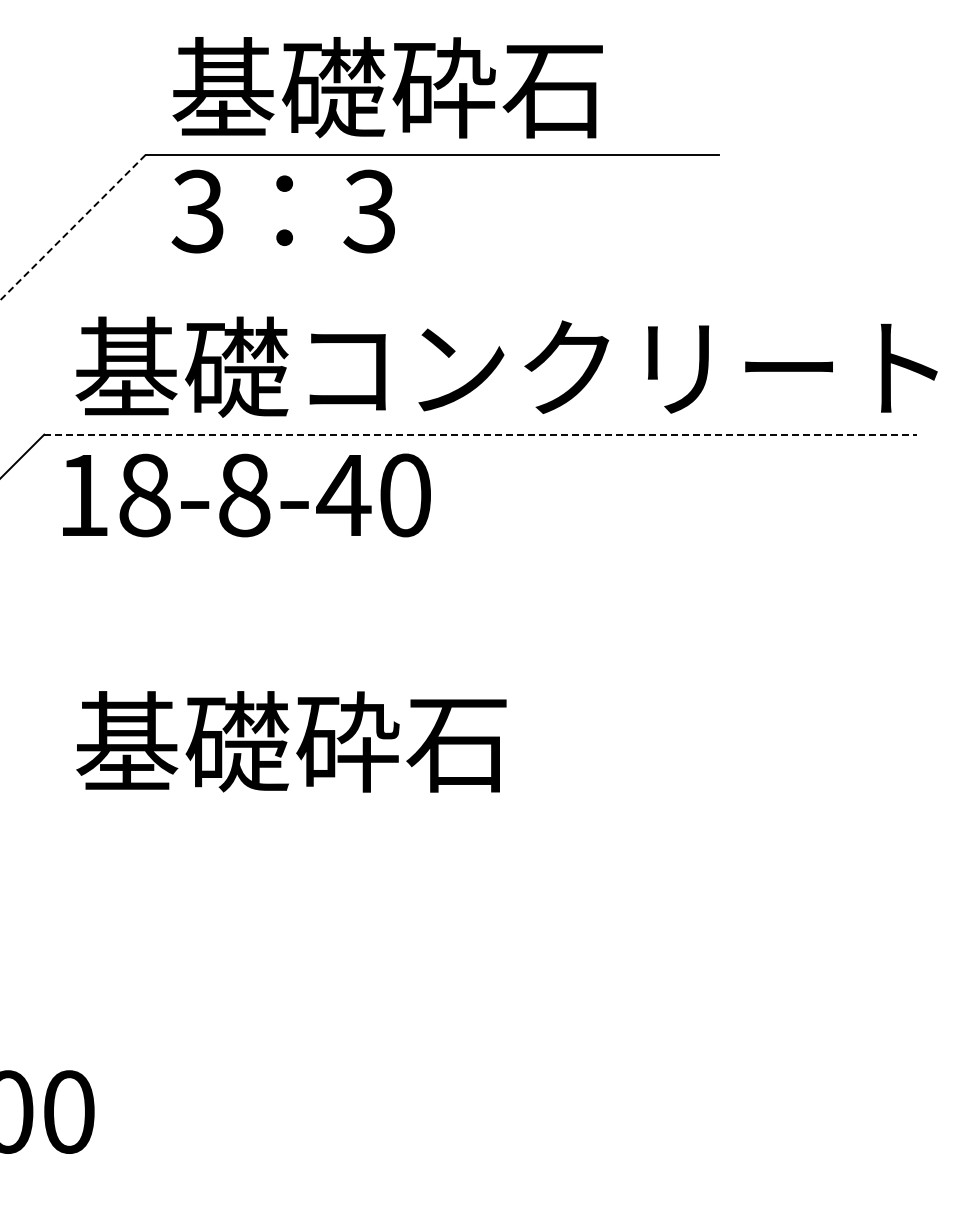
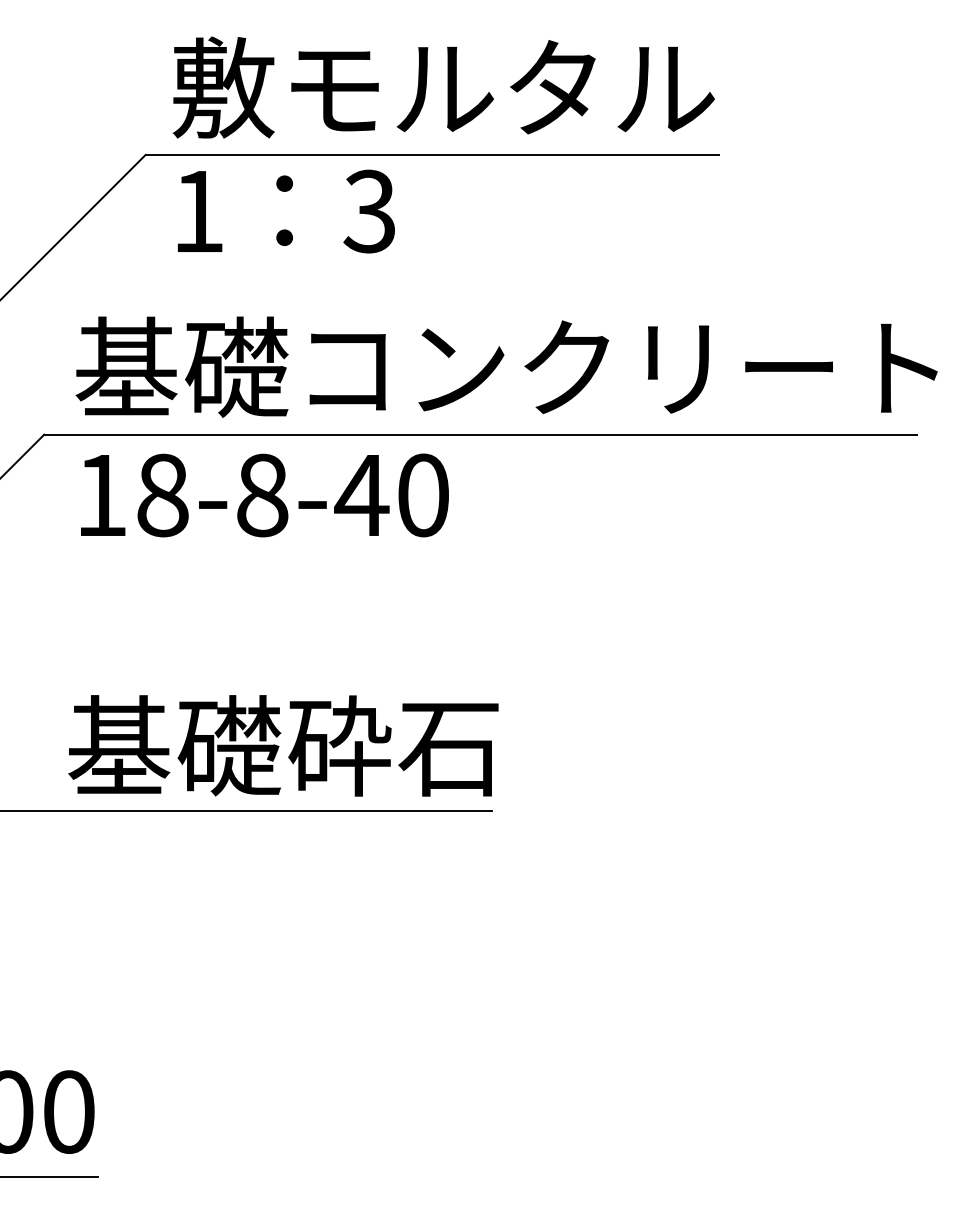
text: 基礎砕石 -> 敷モルタル (443, 87)
text: 3 -> 1 (197, 211)
line: dashed -> solid (72, 227)
line: dashed -> solid (481, 434)
text position: (246, 495) -> (264, 495) (264, 495)
text position: (291, 741) -> (283, 745) (283, 745)
line: none -> present (246, 811)
line: none -> present (50, 1176)
